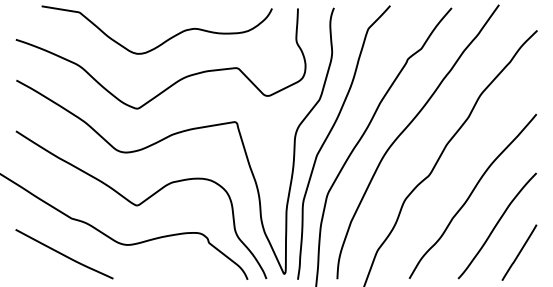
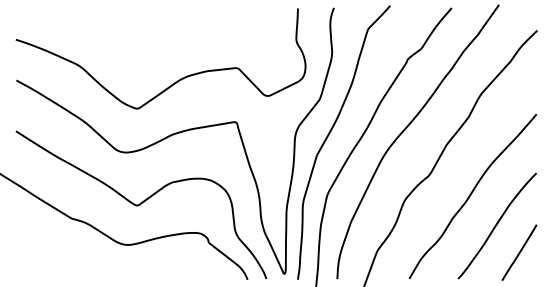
curve: present -> none (163, 41)
curve: present -> none (64, 254)
